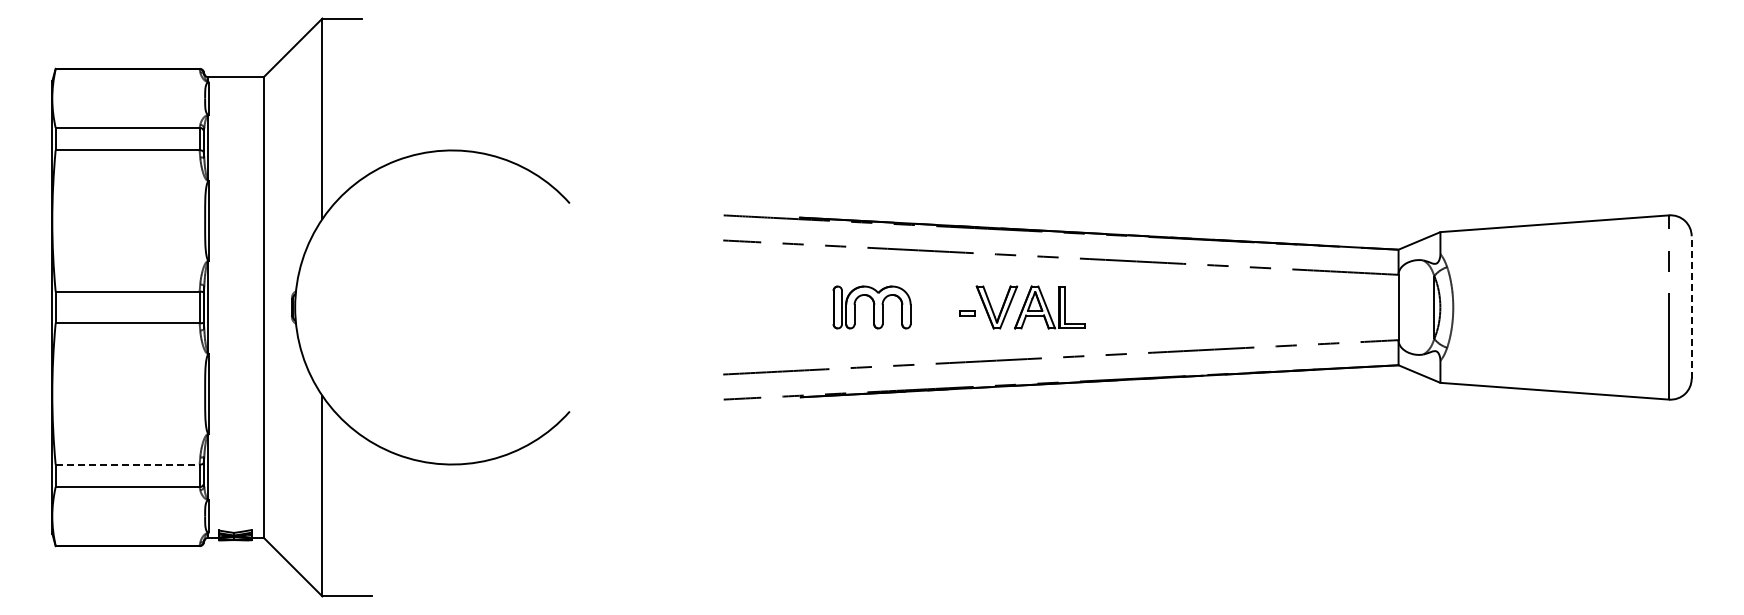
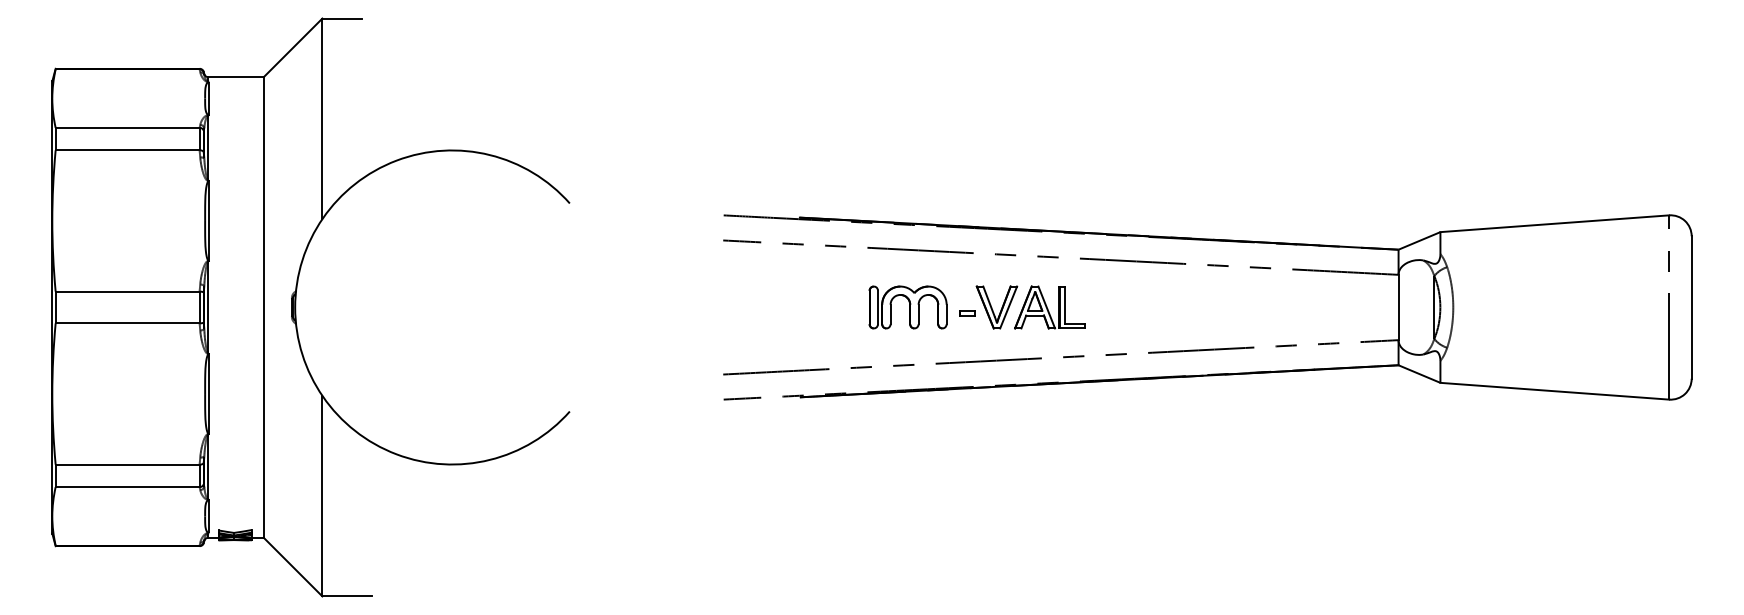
part position: (871, 307) -> (907, 307) (907, 307)
line: dashed -> solid (1691, 307)
line: dashed -> solid (127, 464)
